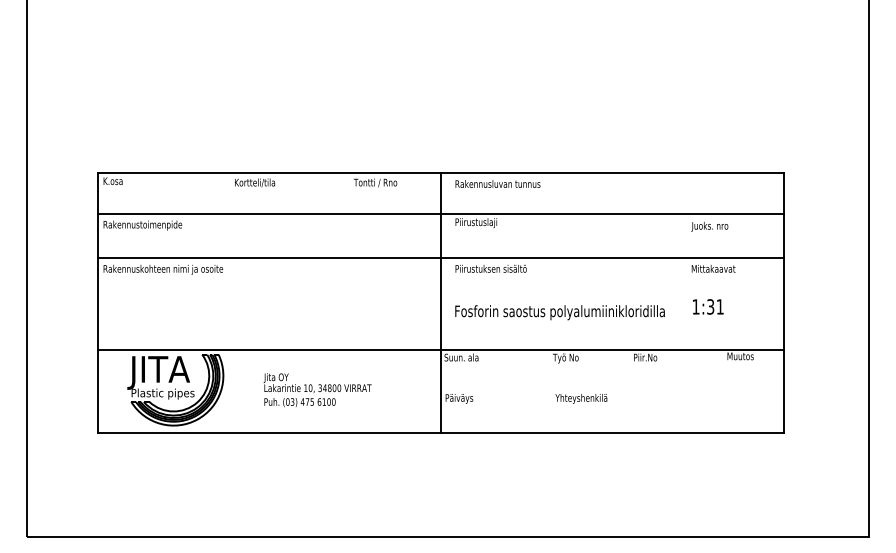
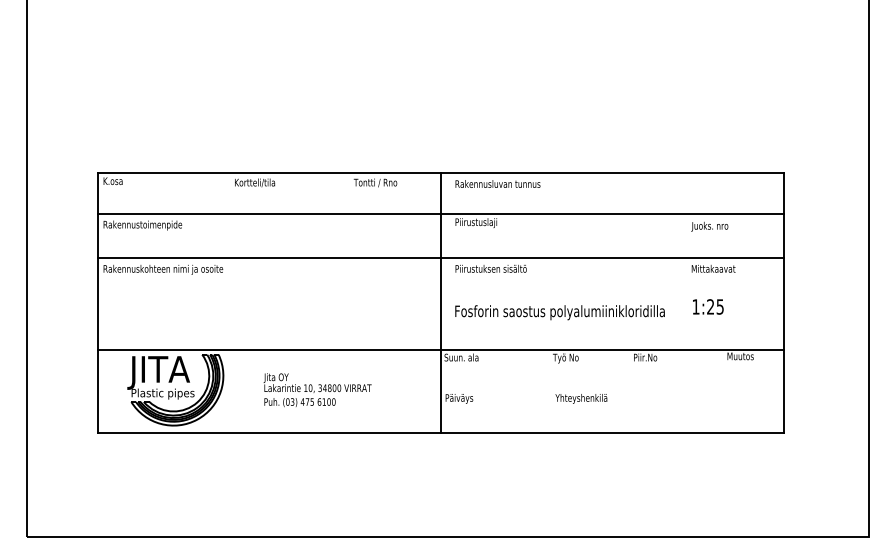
text: 1:31 -> 1:25 (715, 306)
